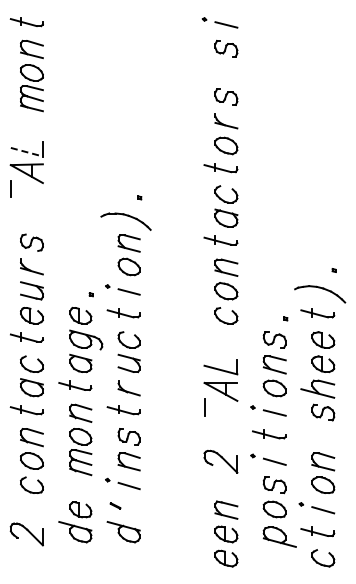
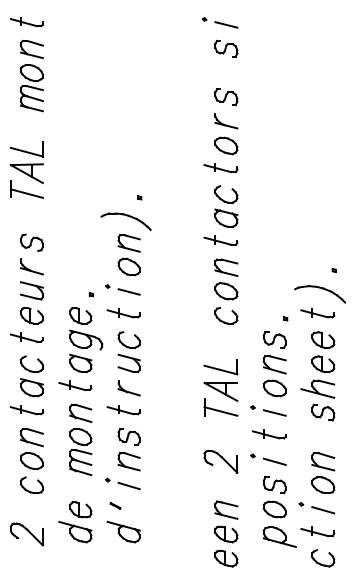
line: dashed -> solid (26, 152)
line: none -> present (26, 193)
line: none -> present (220, 411)
